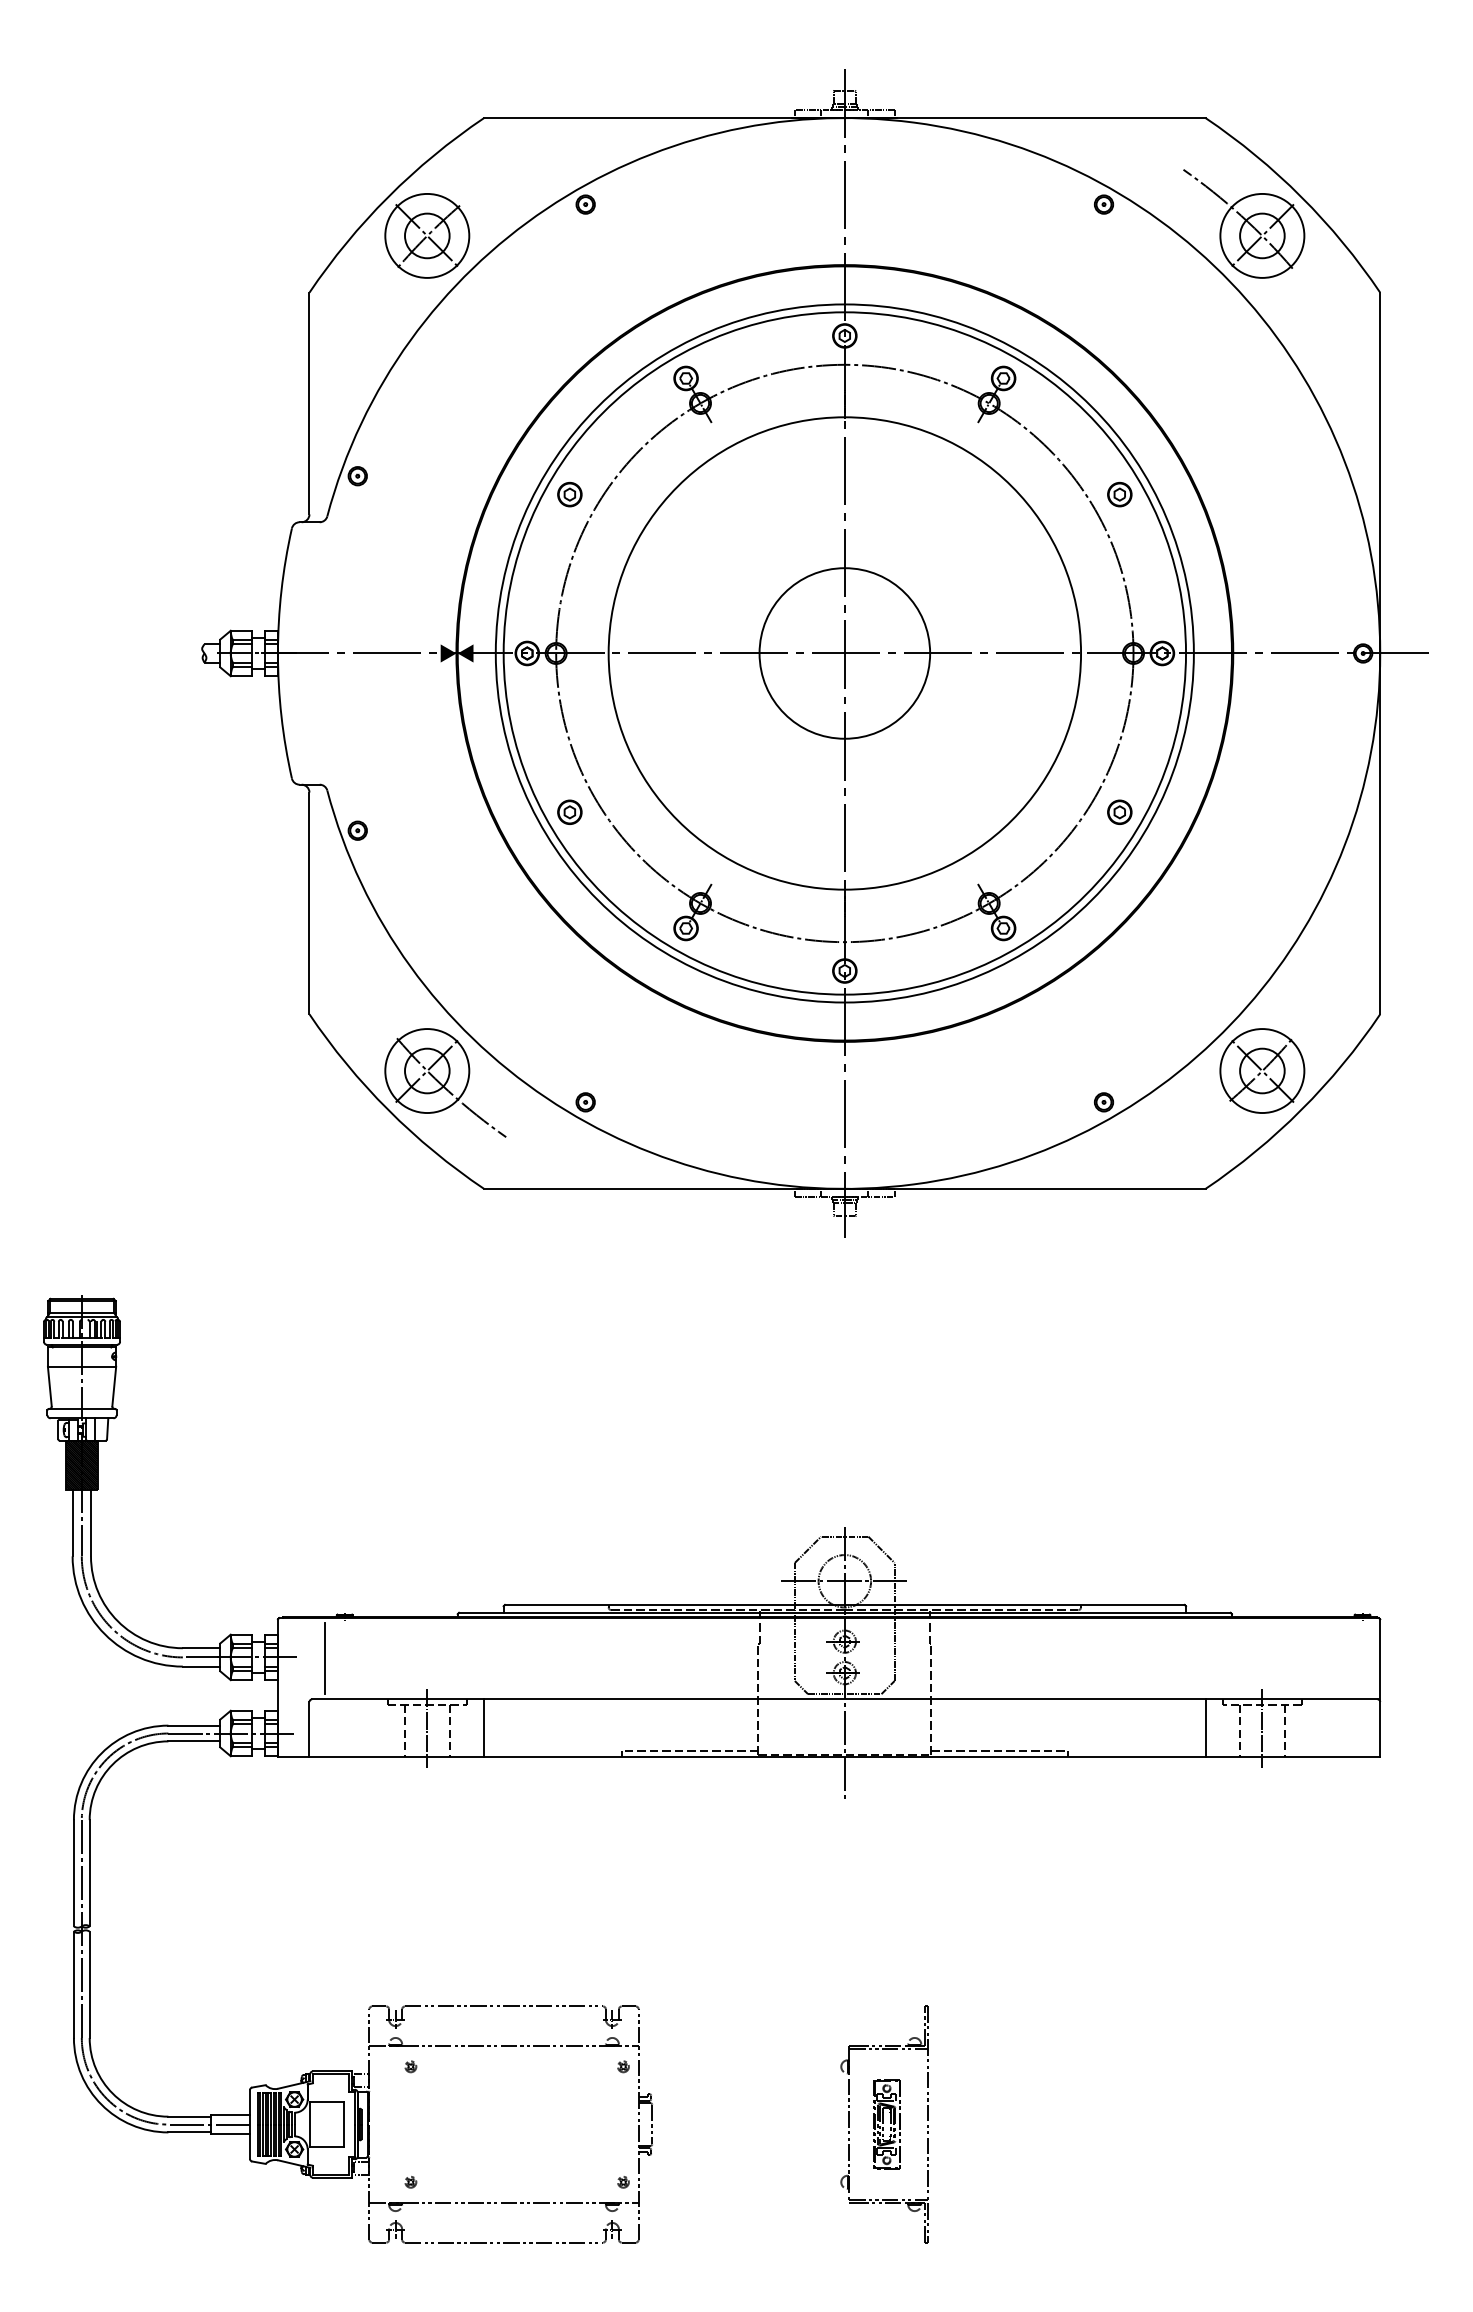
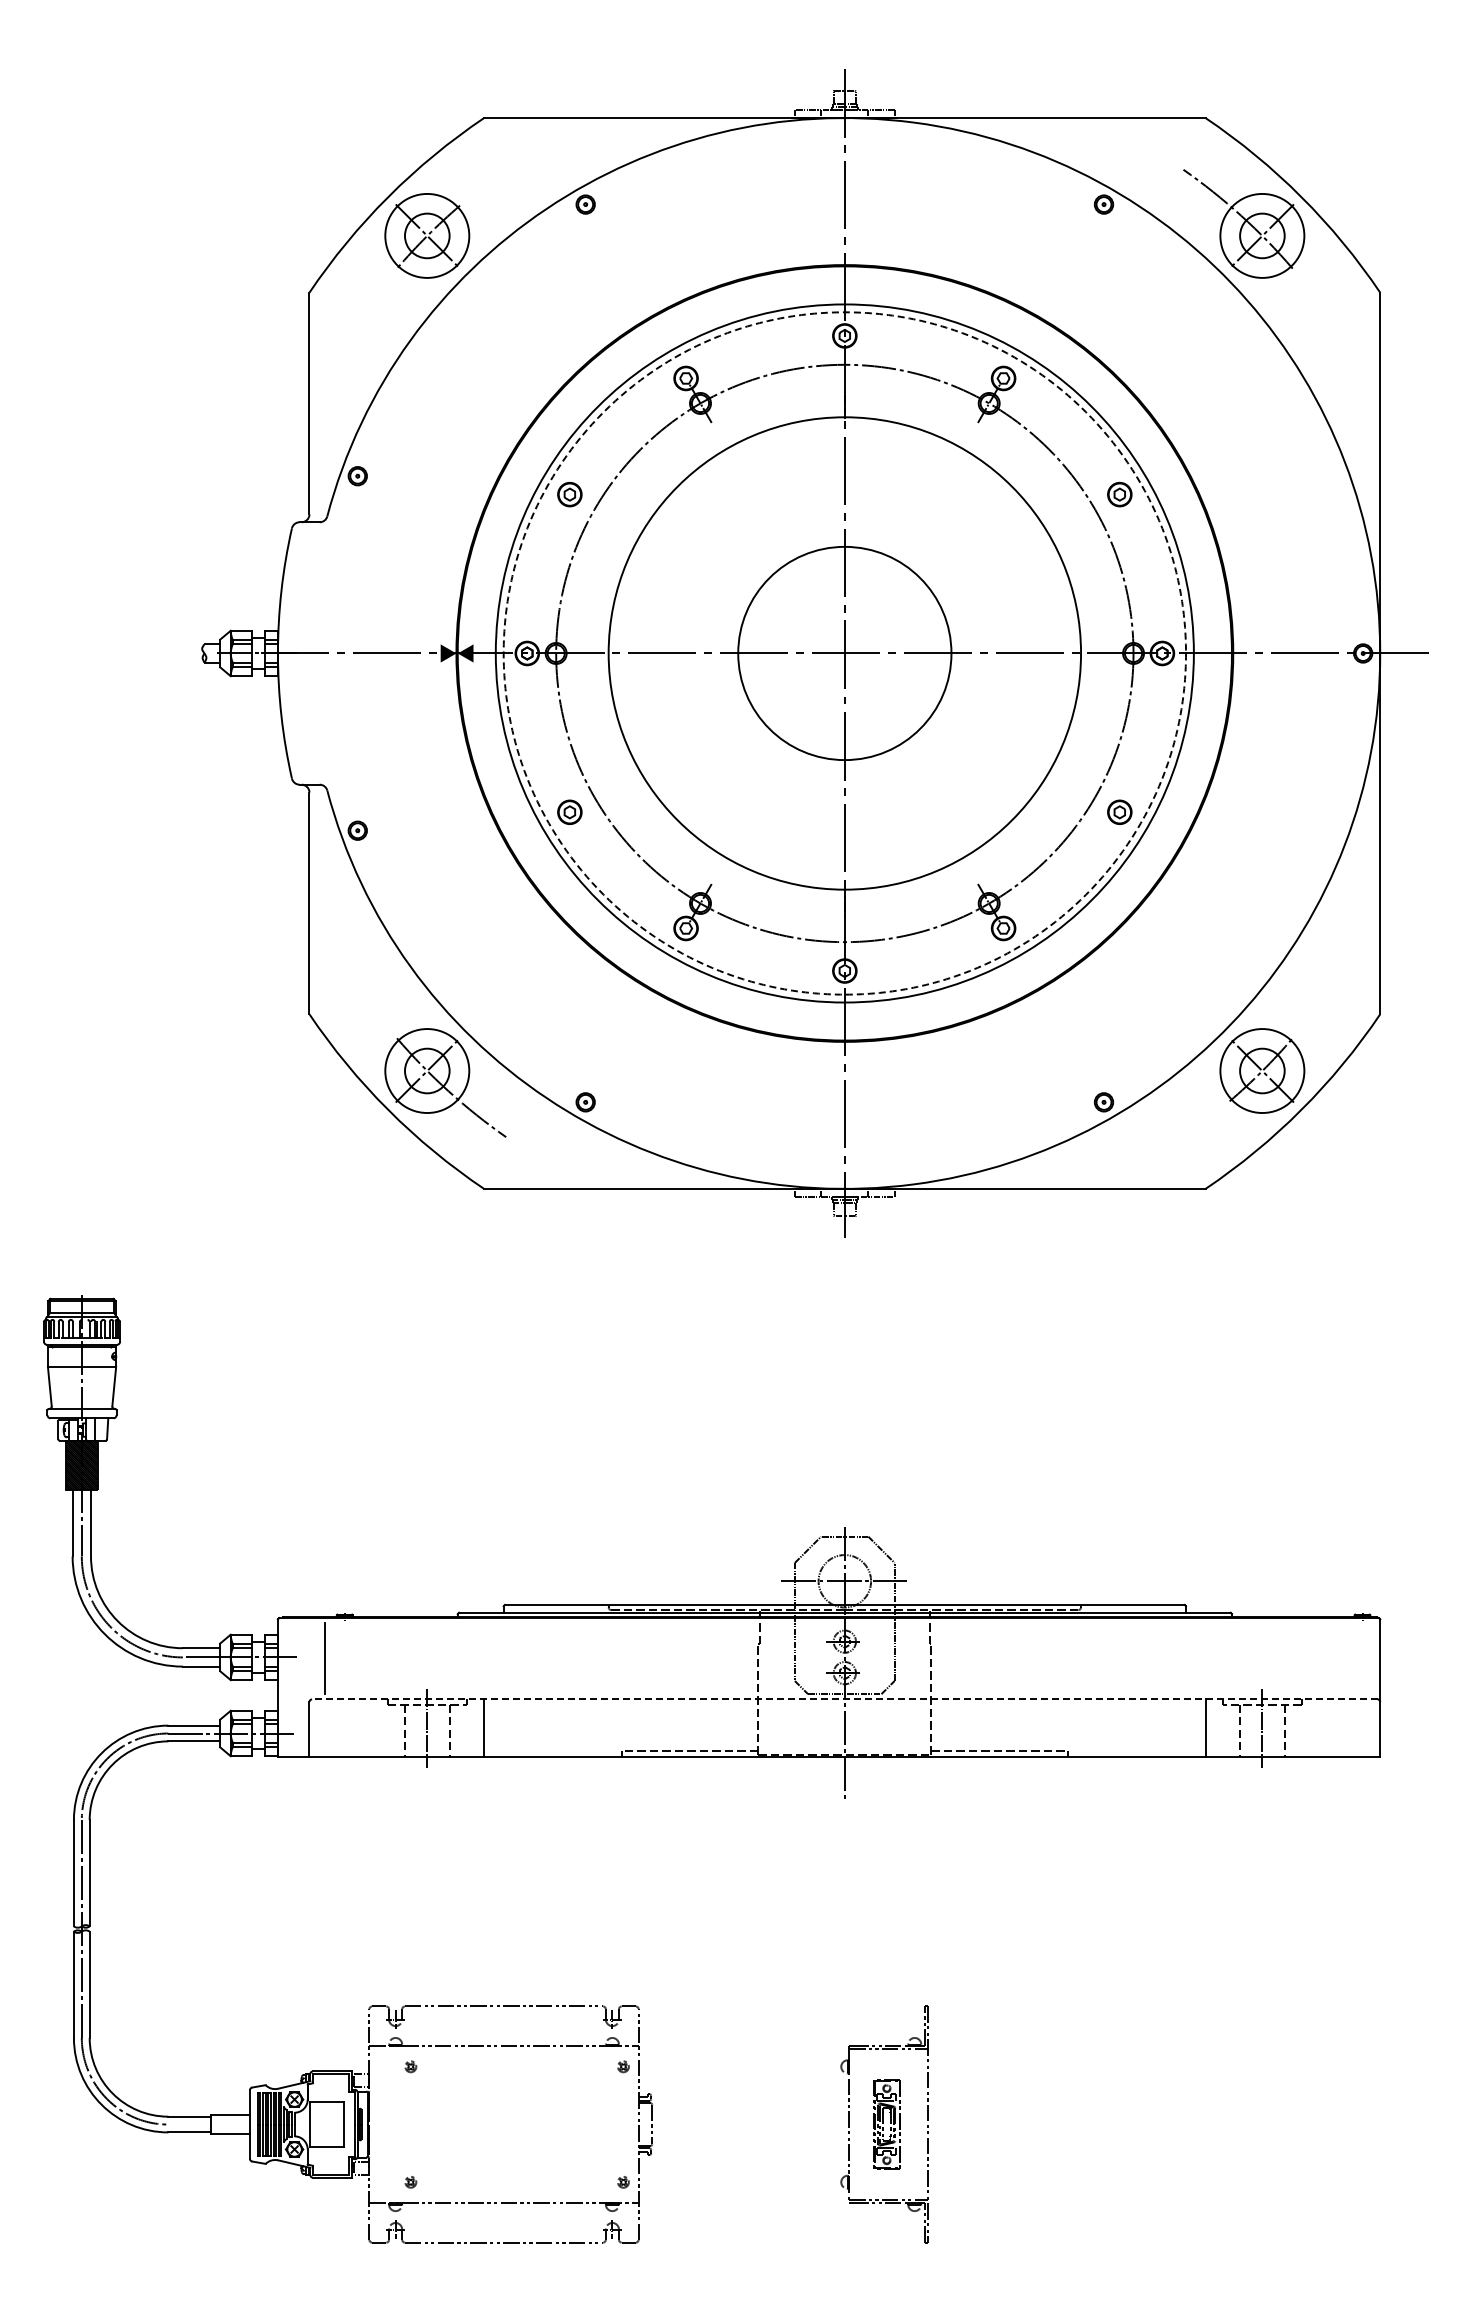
circle diameter: 171 px -> 213 px (844, 653)
circle: solid -> dashed (844, 653)
line: solid -> dashed (844, 1699)
line: present -> none (208, 2124)
